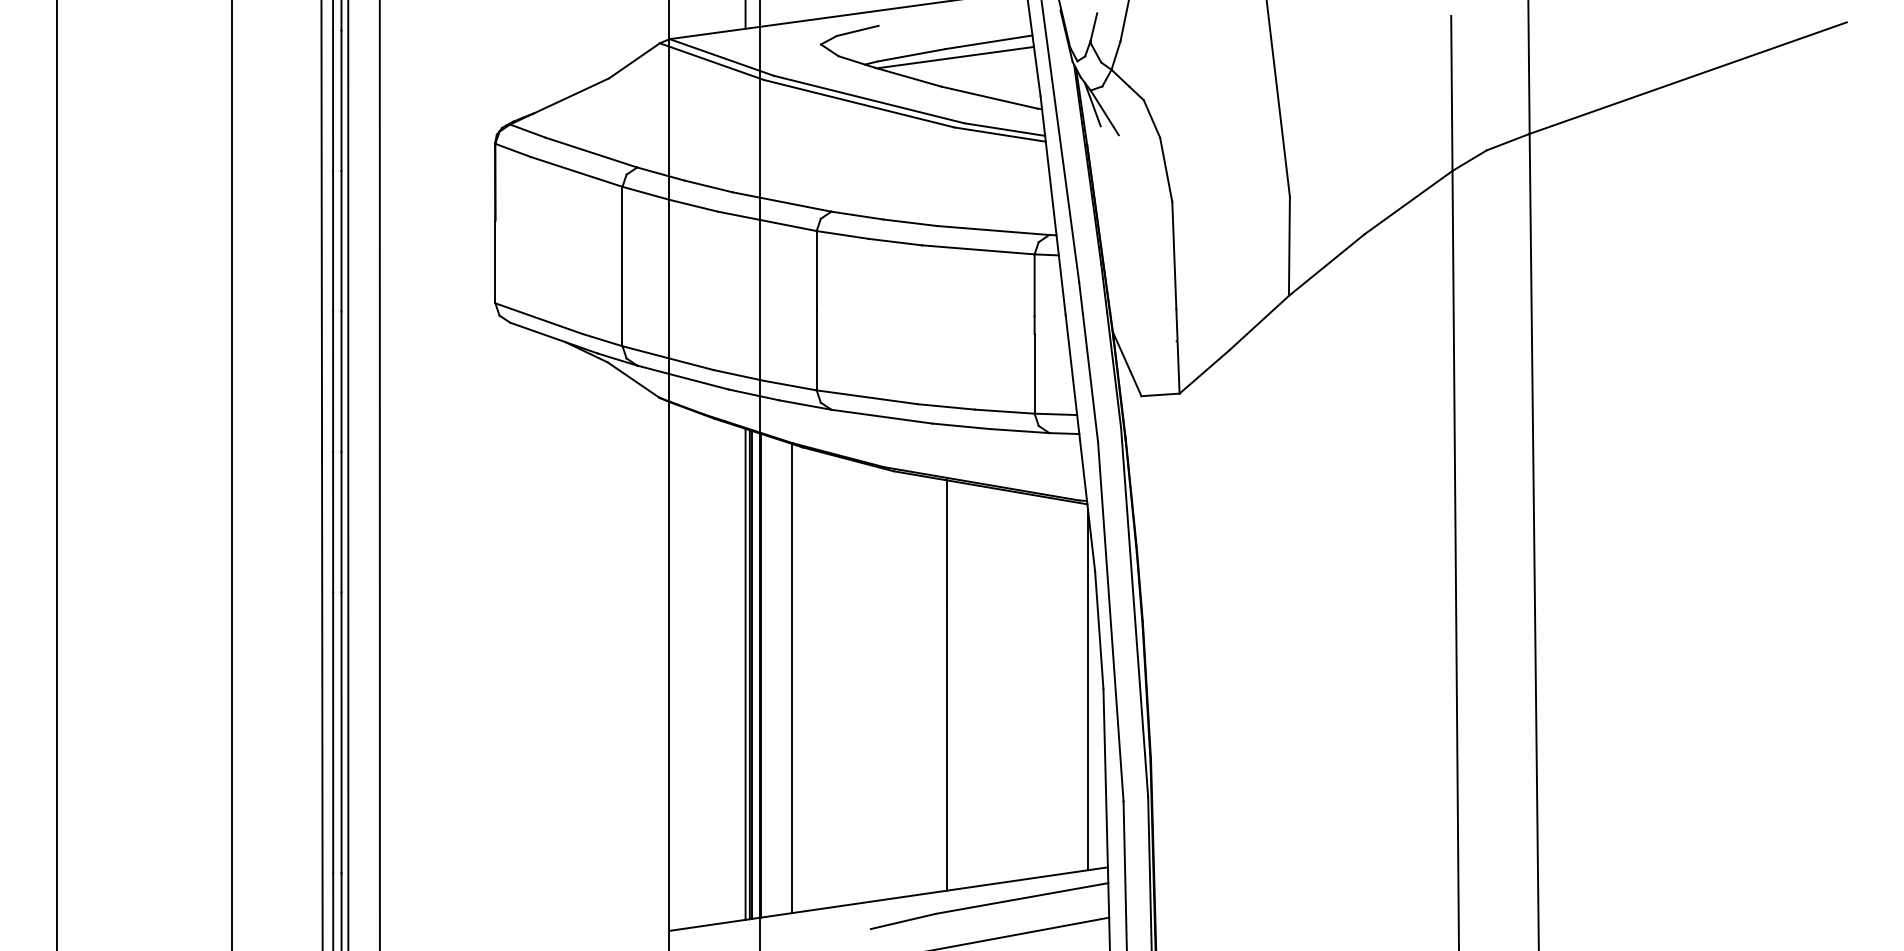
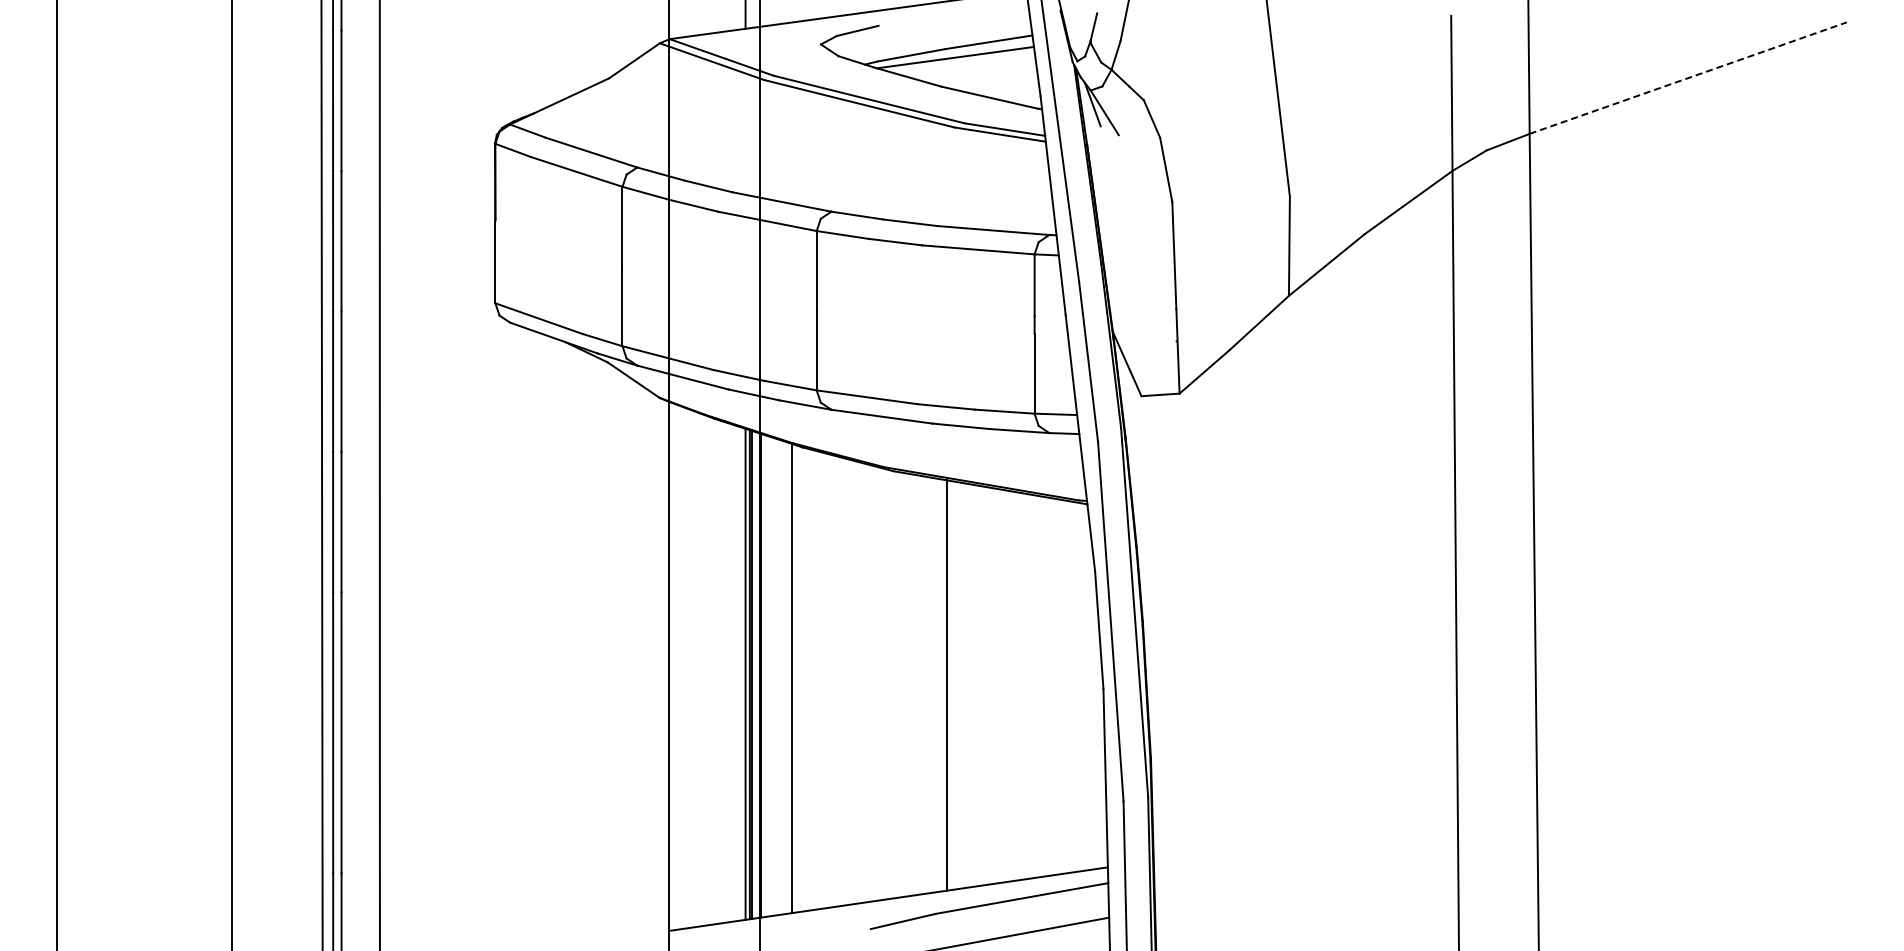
line: solid -> dashed (1688, 77)
line: present -> none (348, 474)
line: present -> none (1087, 689)
